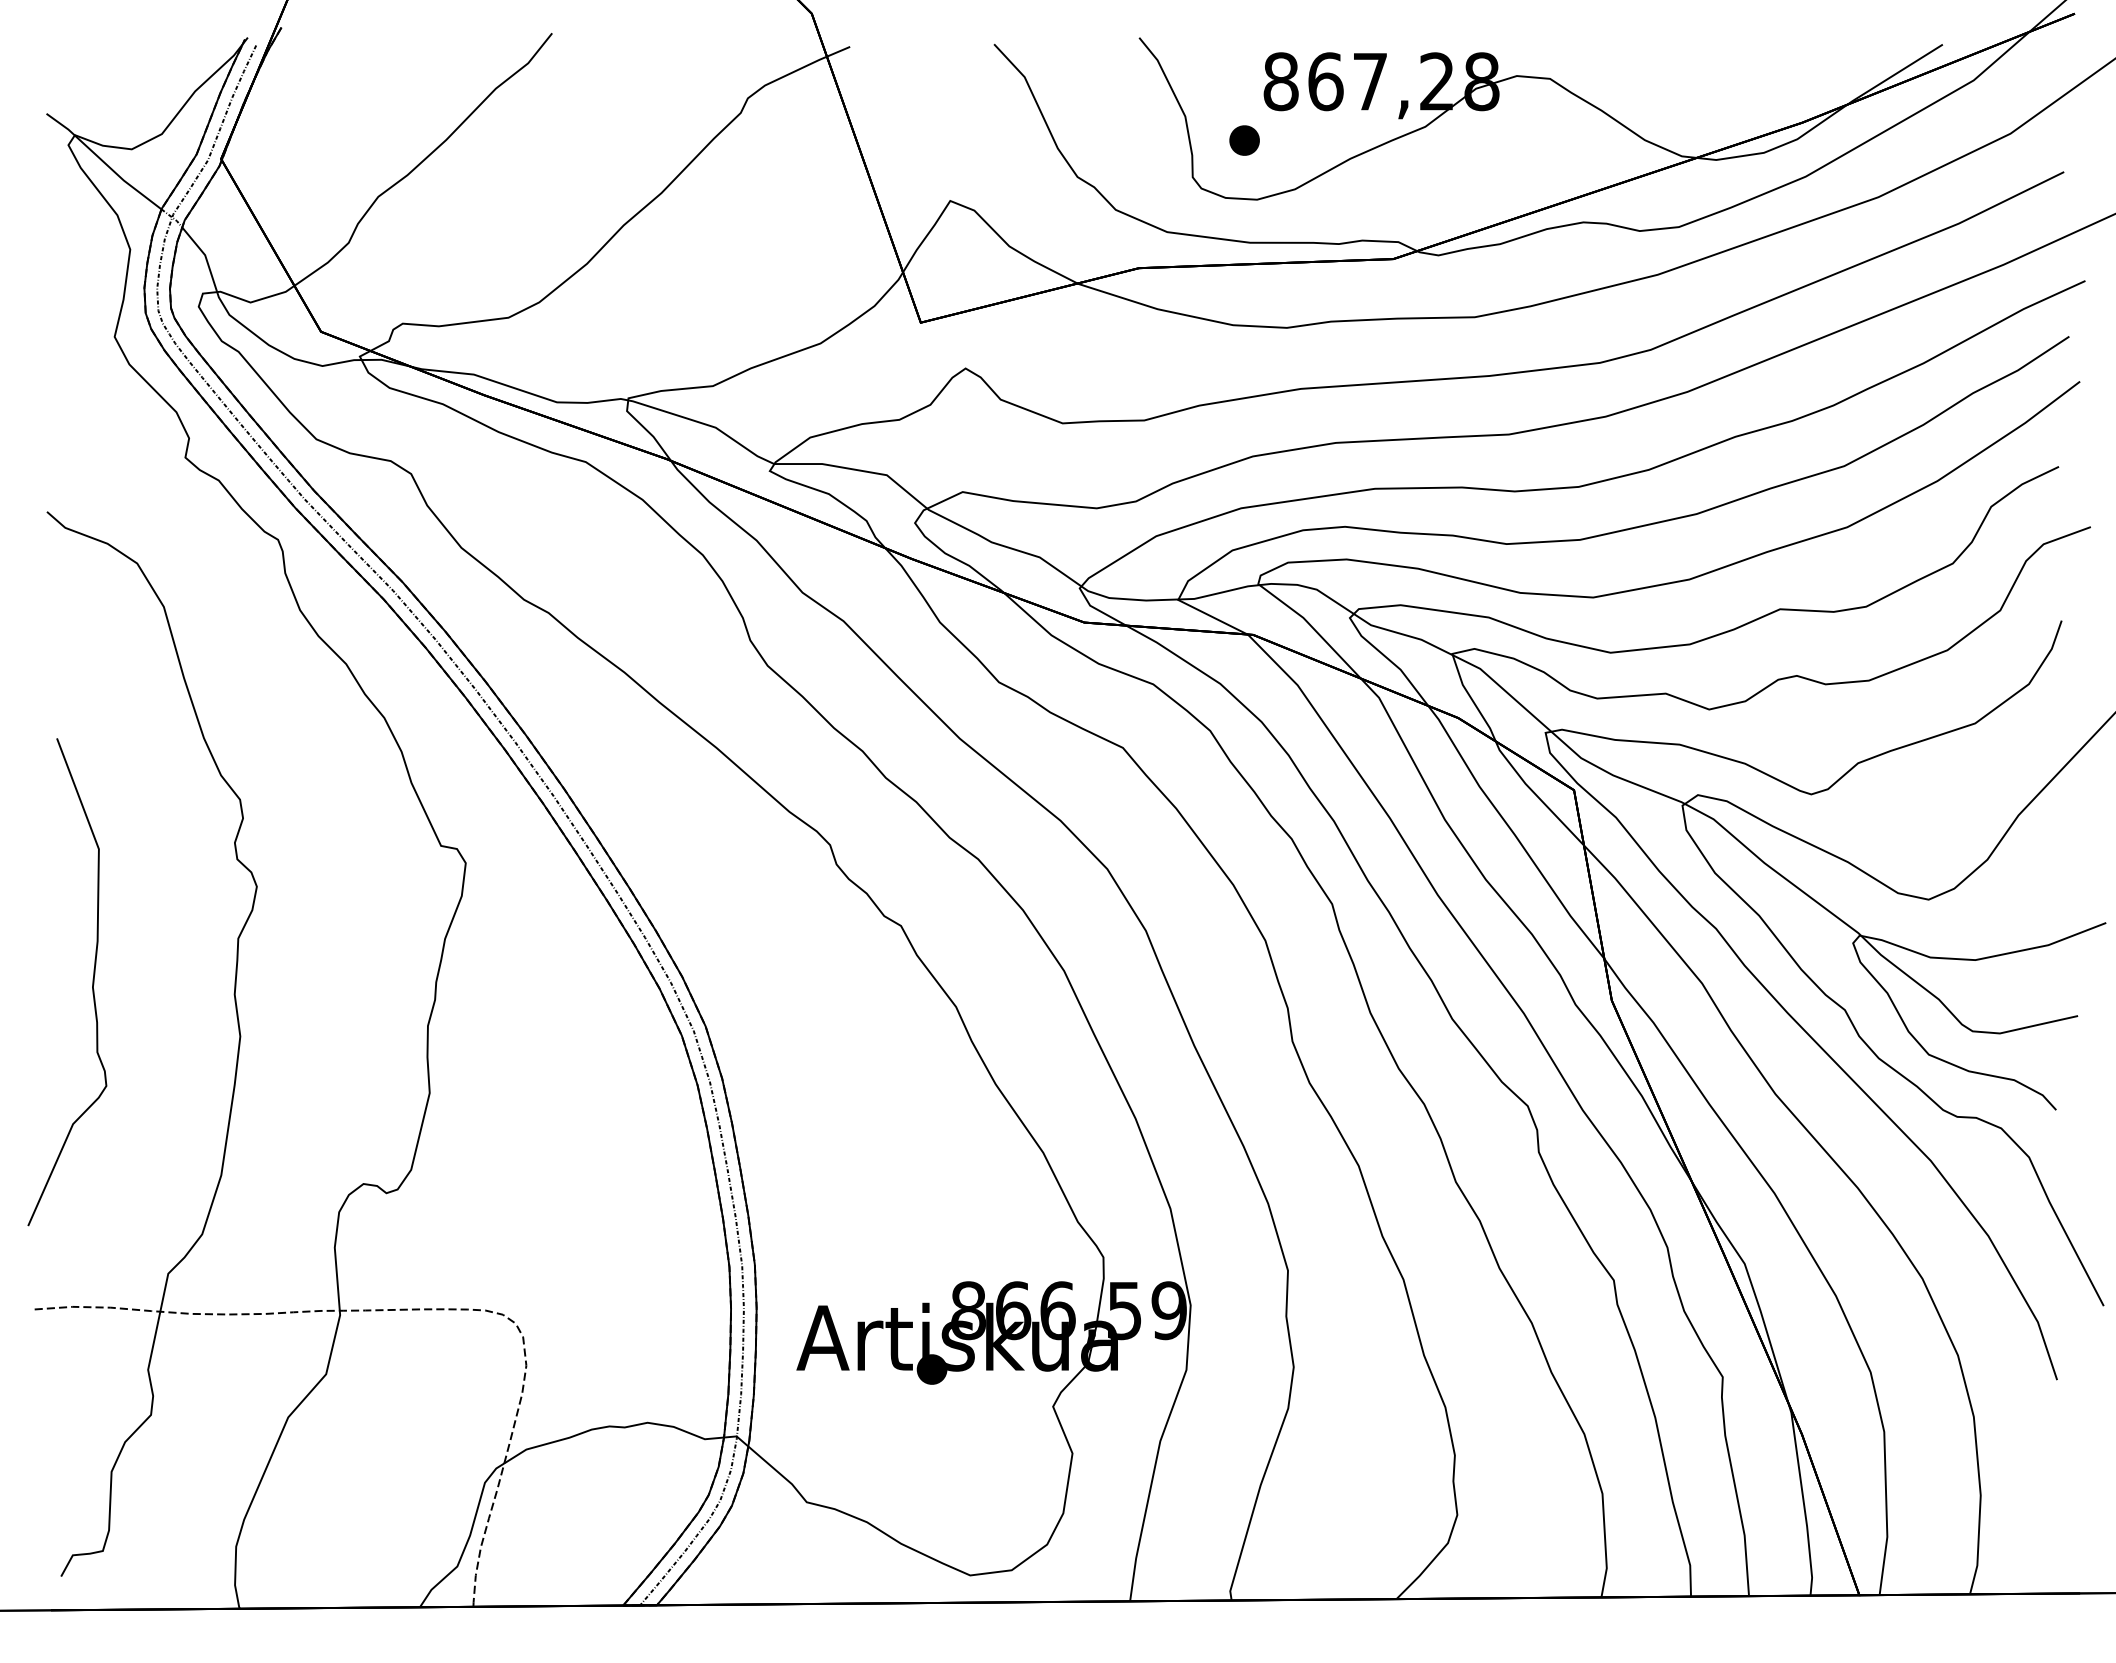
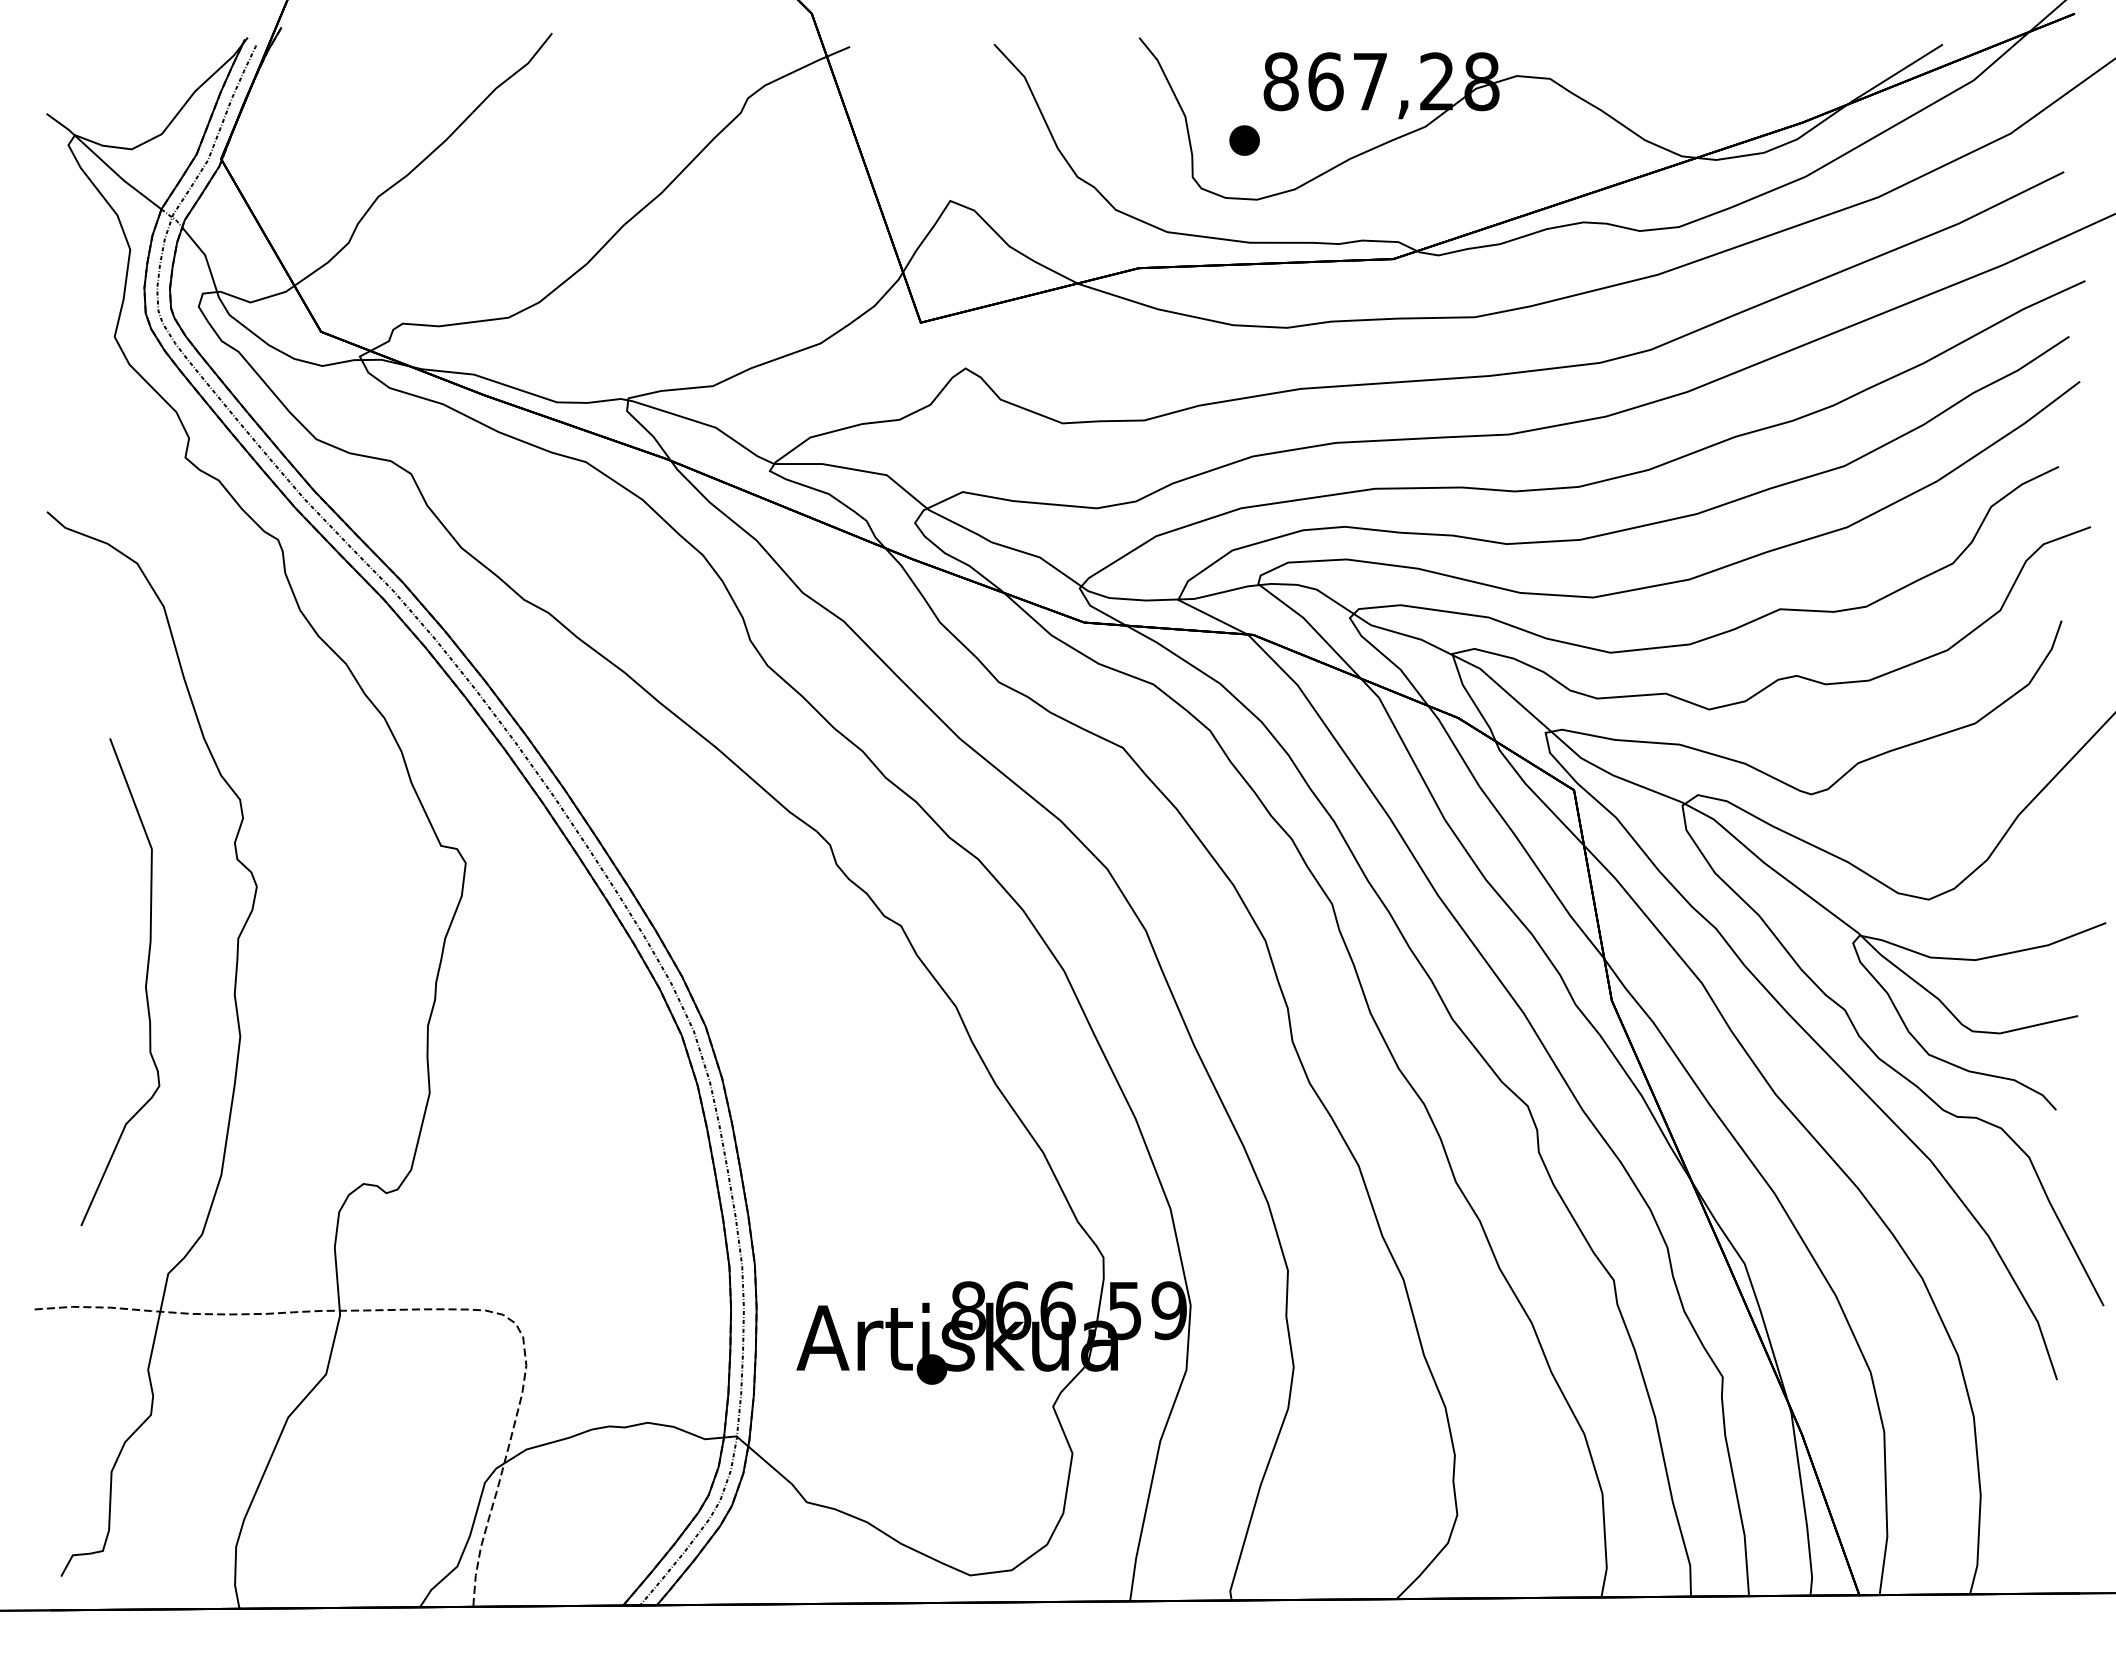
part position: (92, 982) -> (145, 982) (145, 982)
